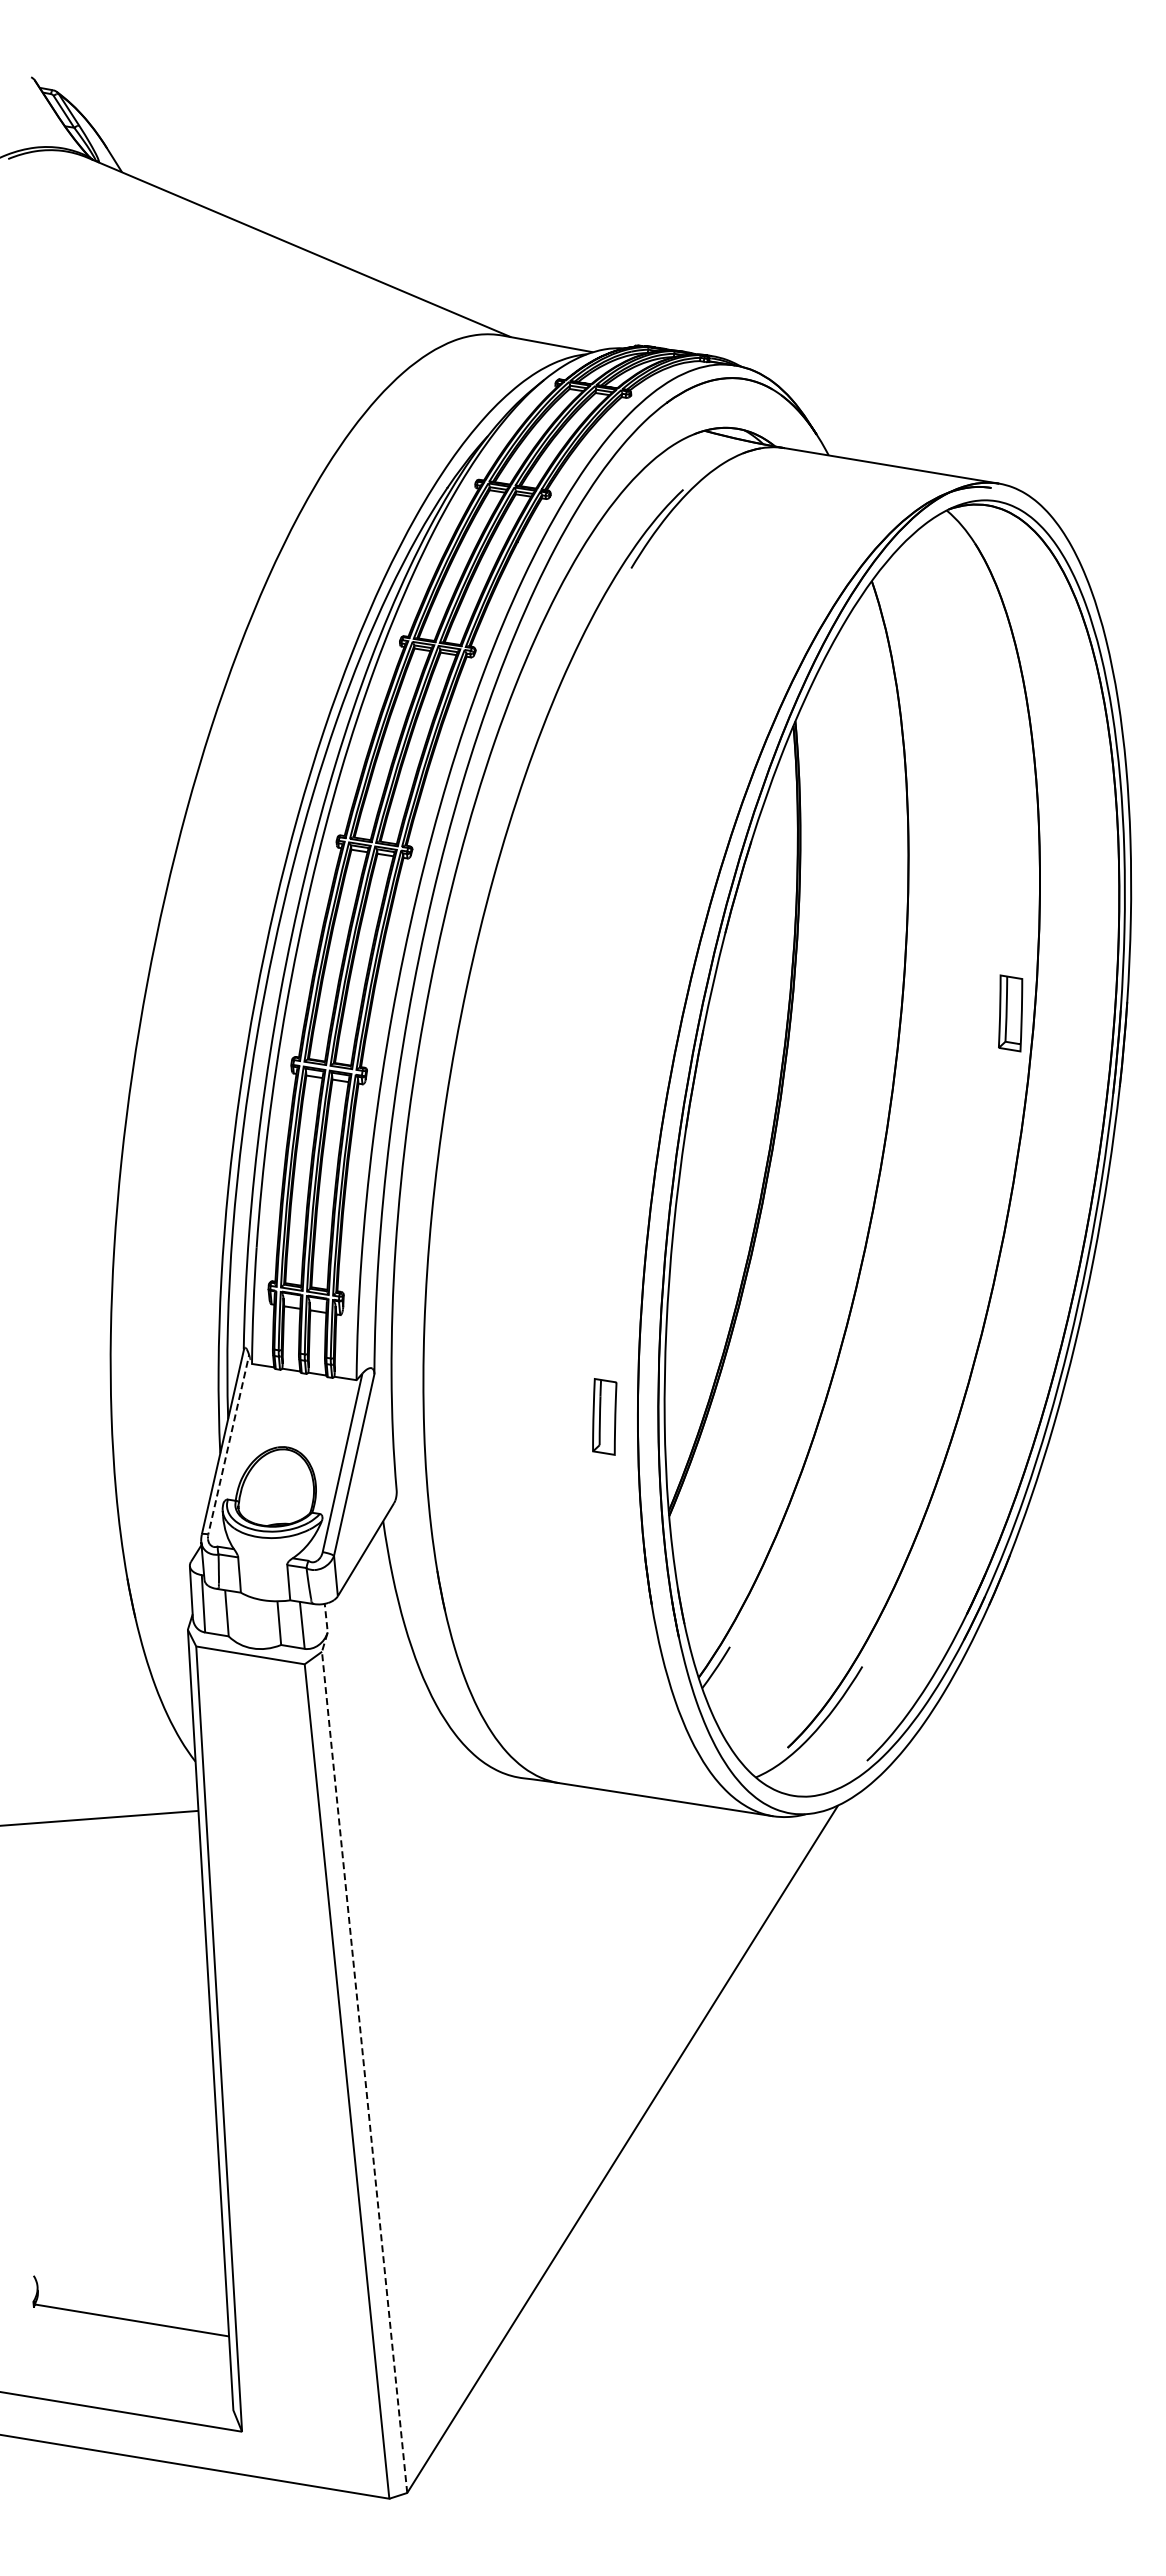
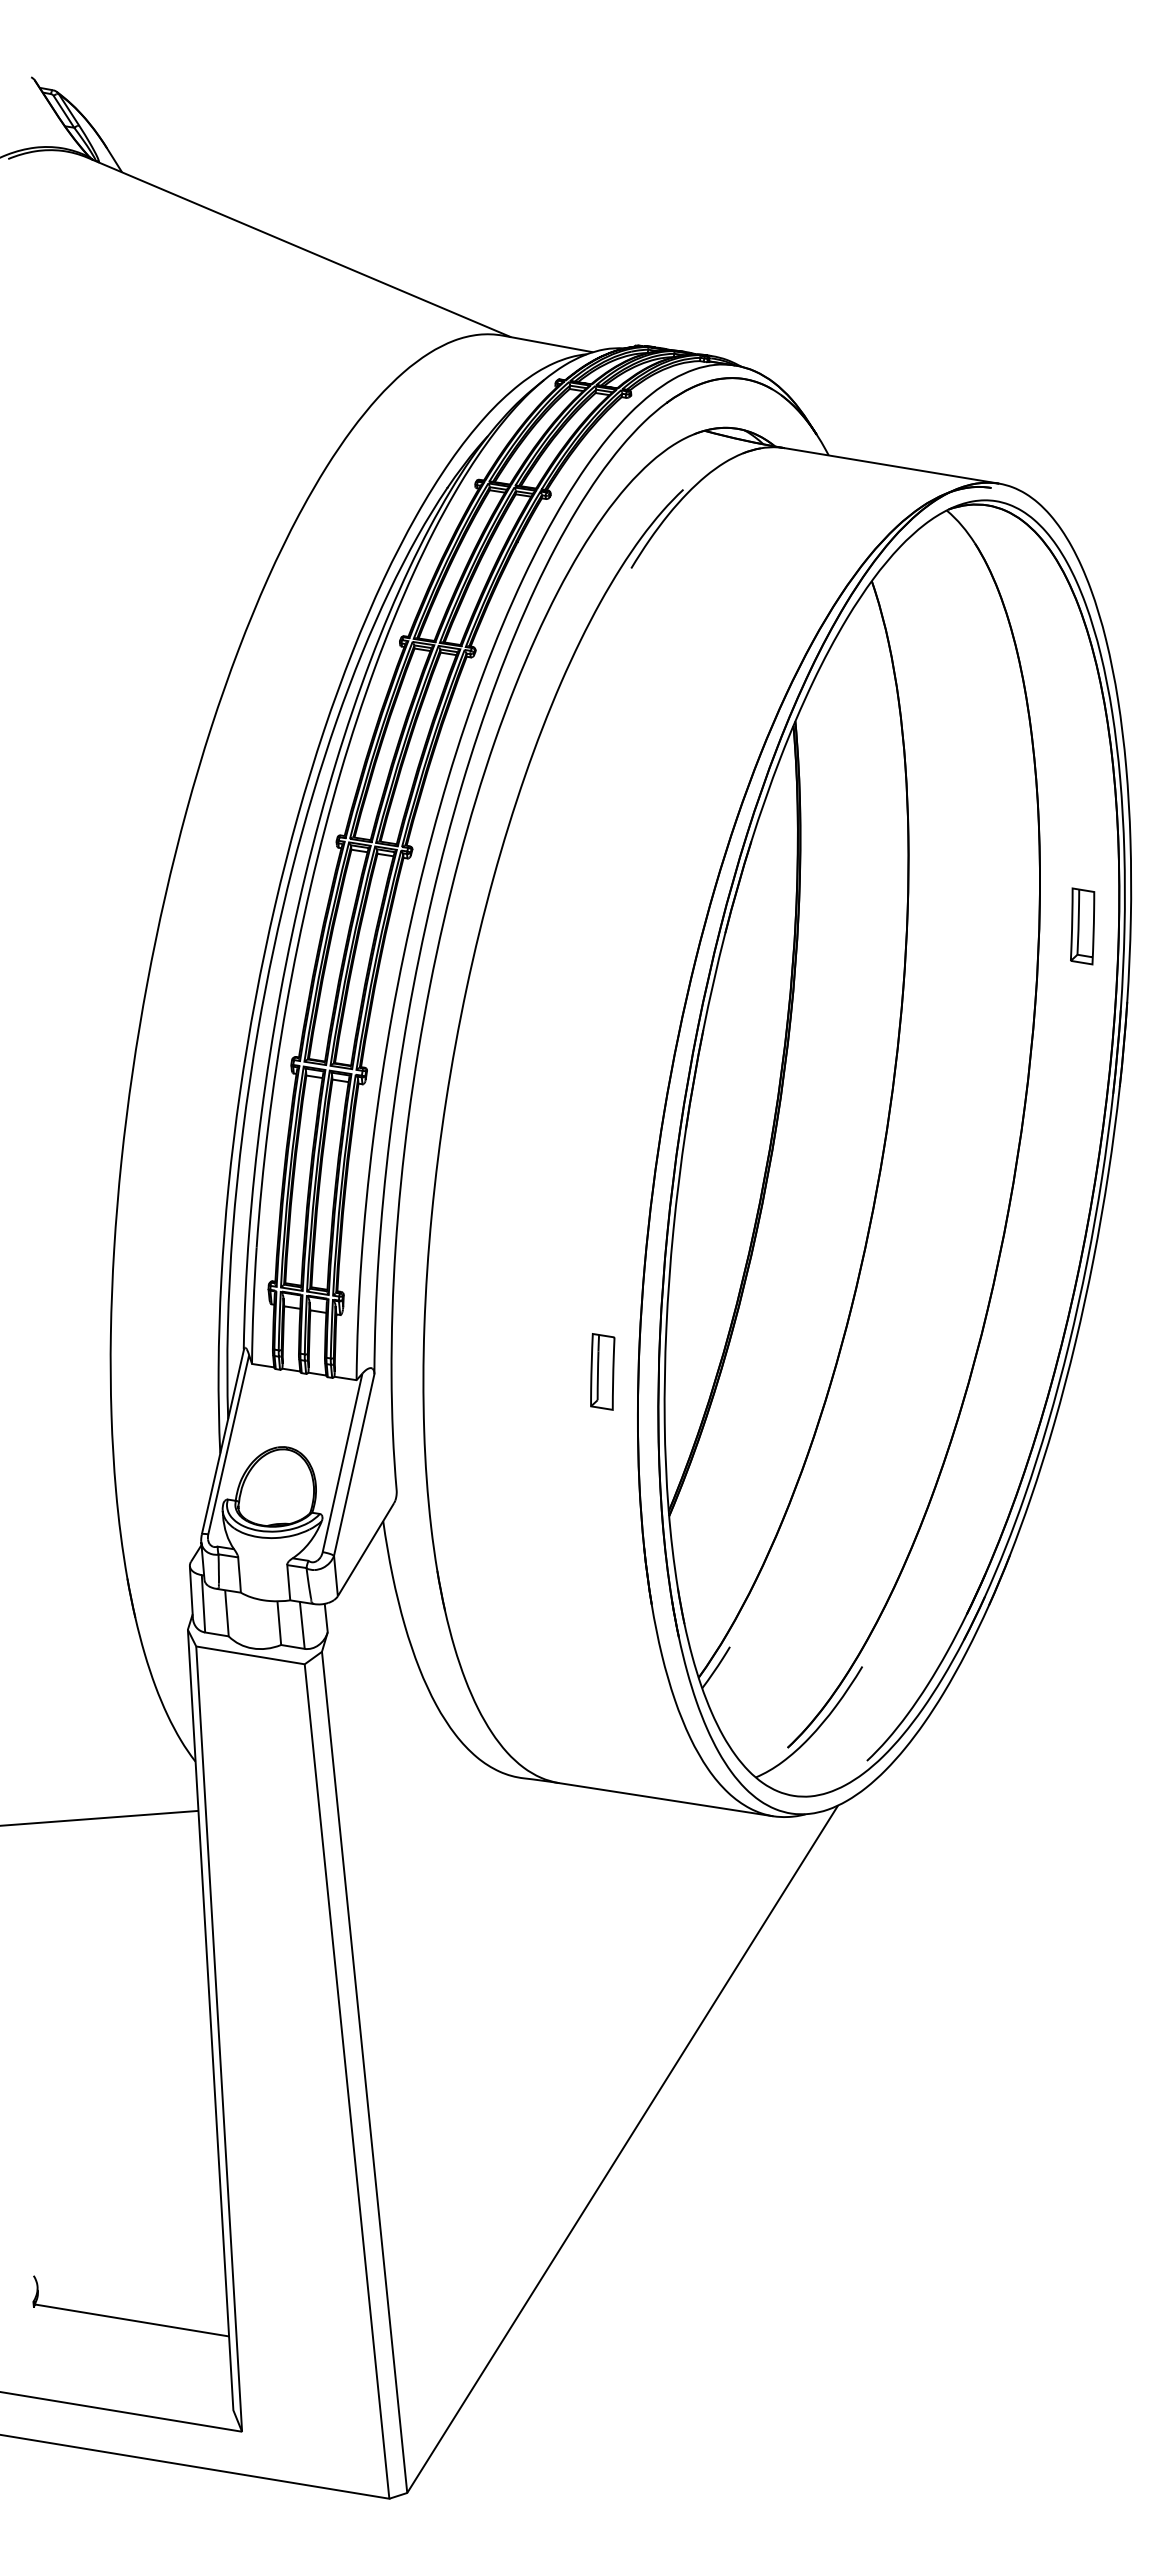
part position: (1010, 1013) -> (1082, 926) (1082, 926)
part position: (604, 1416) -> (602, 1371) (602, 1371)
line: dashed -> solid (229, 1442)
line: dashed -> solid (362, 2046)
